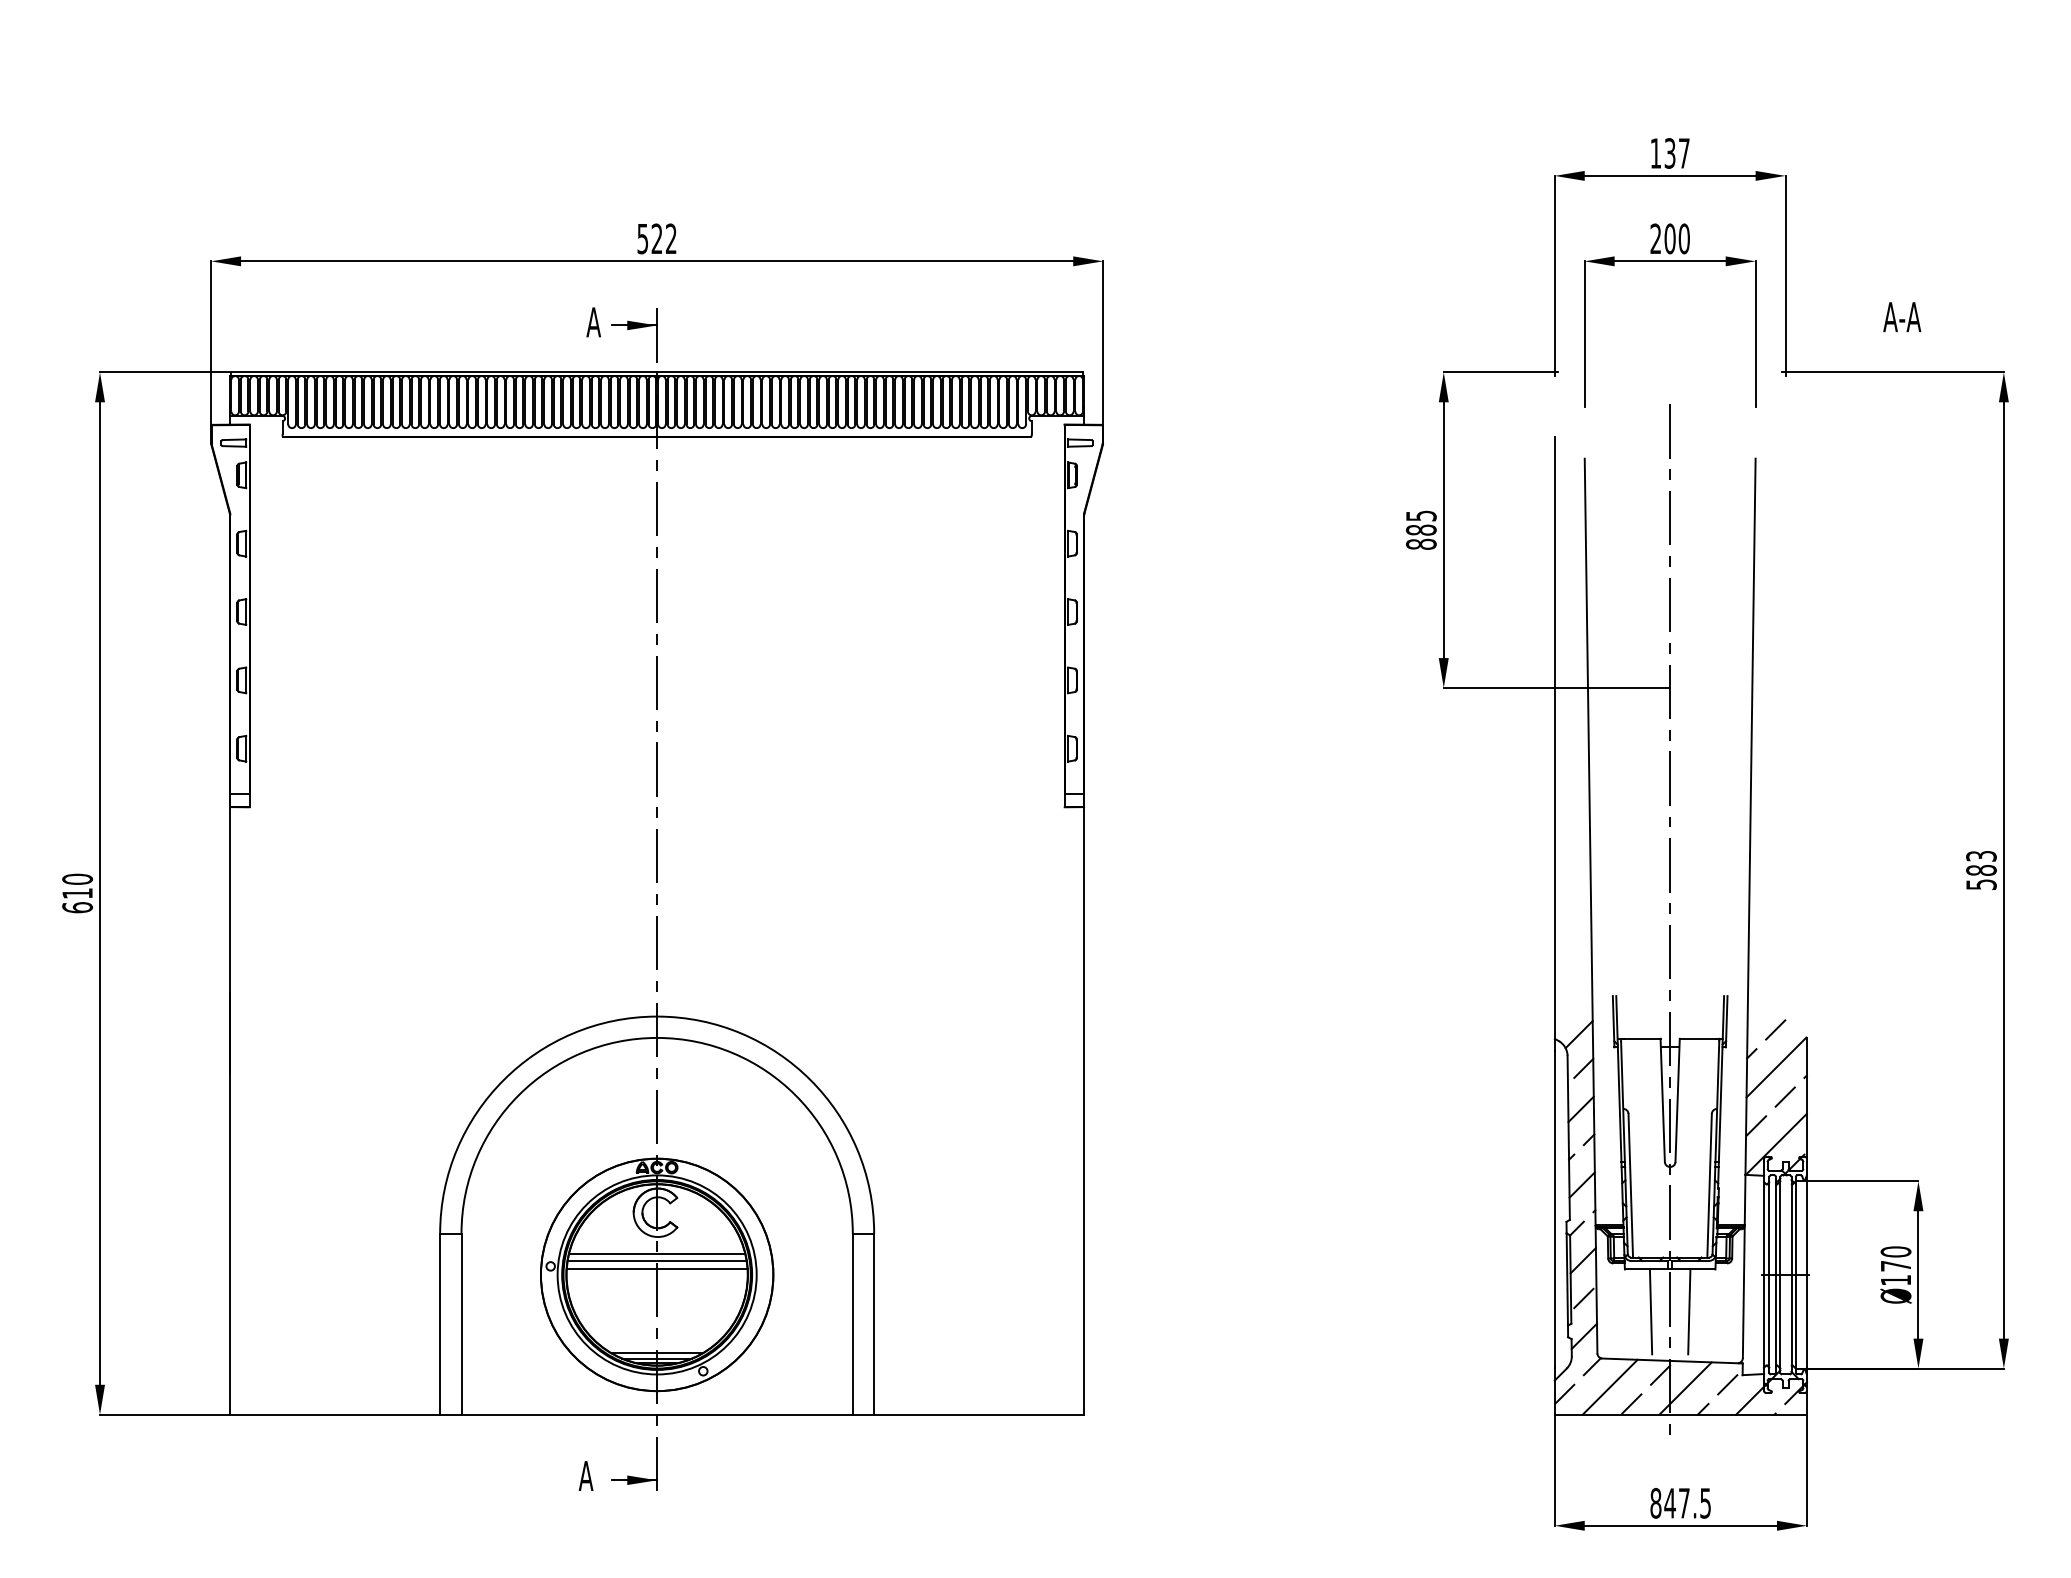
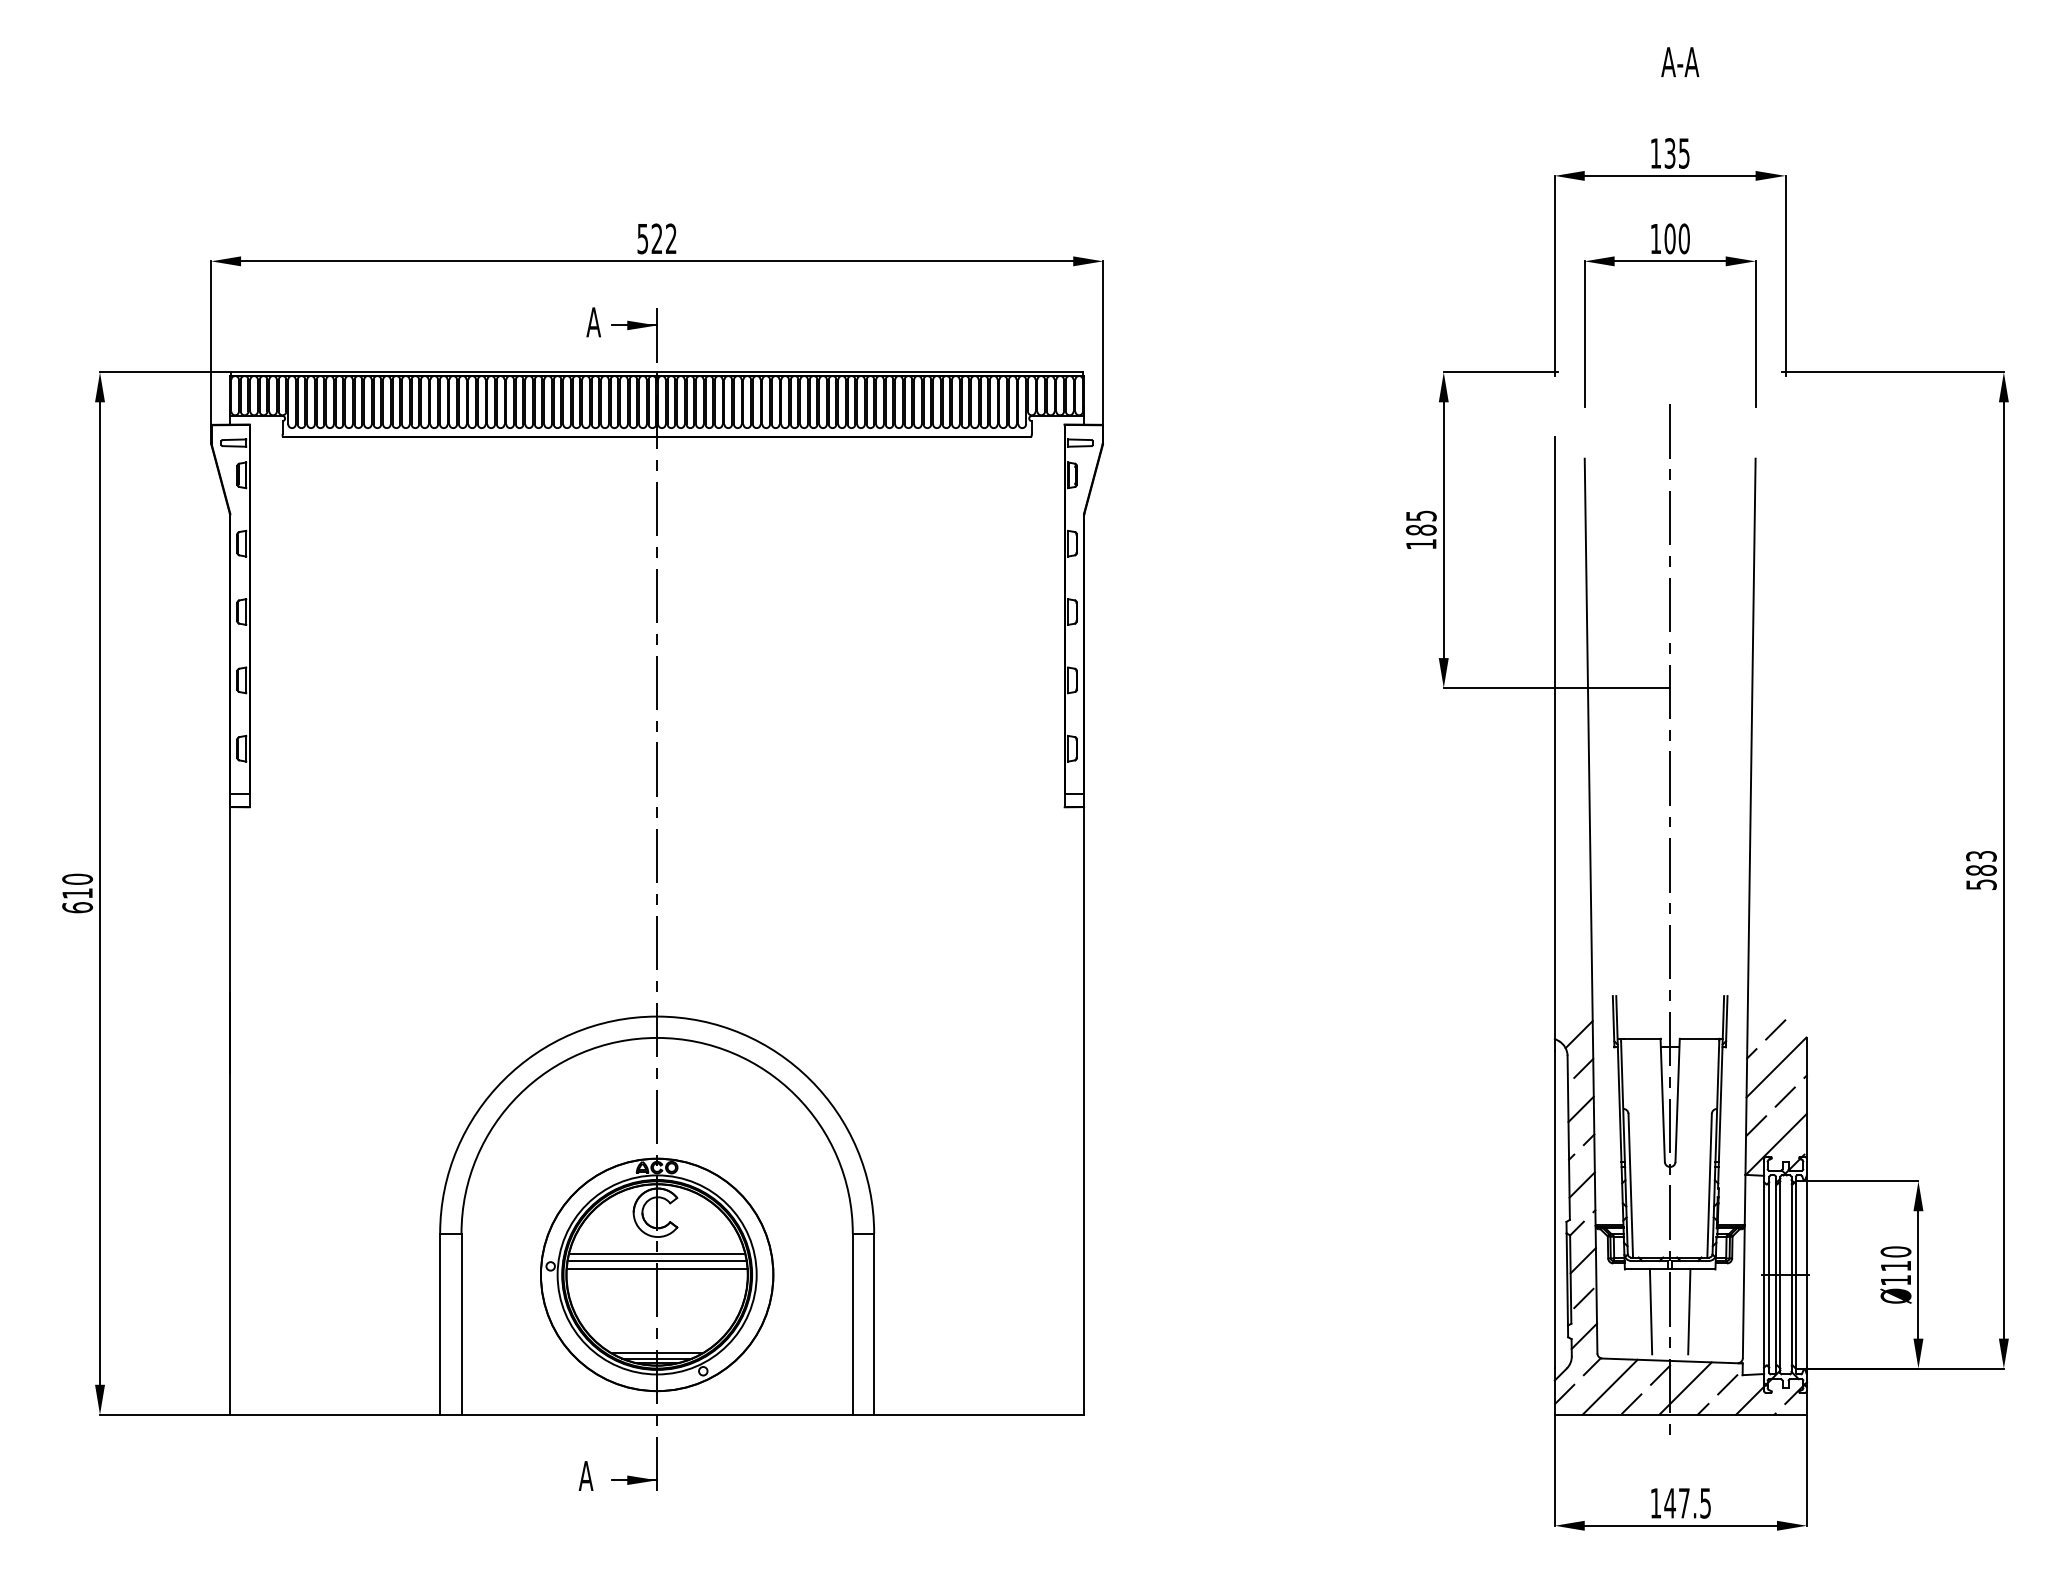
text: 137 -> 135 (1684, 153)
text: 200 -> 100 (1655, 238)
text position: (1902, 317) -> (1680, 62) (1680, 62)
text: 885 -> 185 (1421, 543)
text: Ø170 -> Ø110 (1895, 1266)
text: 847.5 -> 147.5 (1655, 1503)
